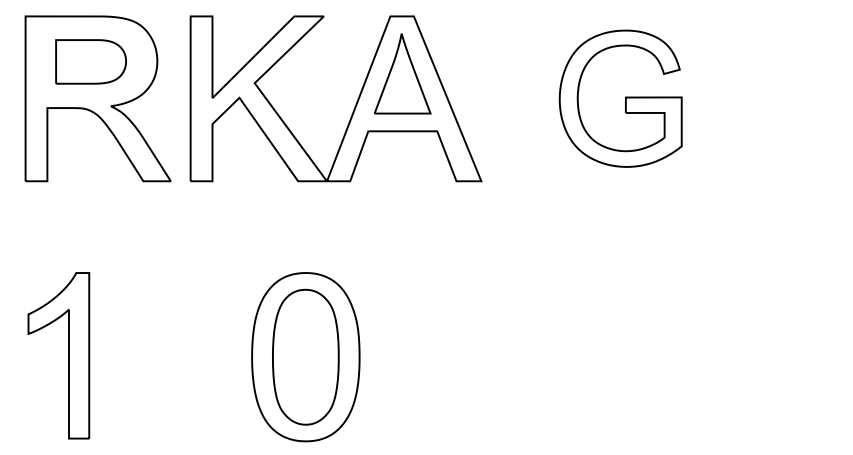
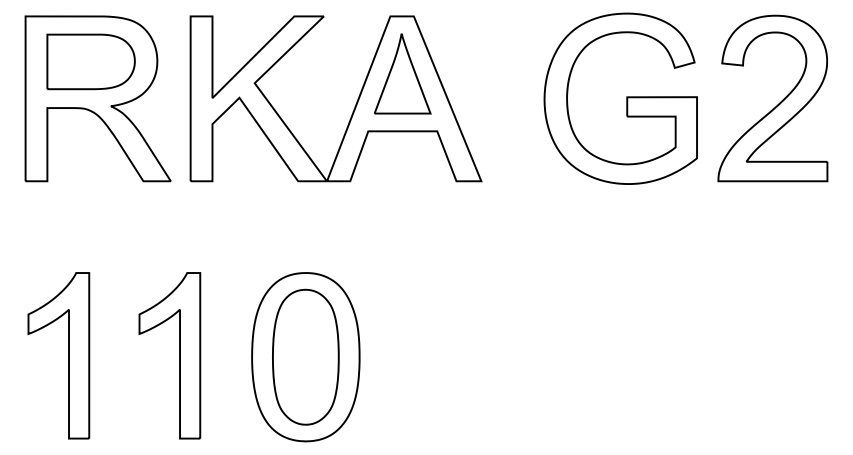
part size: 72x46 px -> 90x58 px (90, 61)
part size: 125x139 px -> 155x173 px (620, 98)
part: none -> present (778, 103)
part: none -> present (179, 355)
